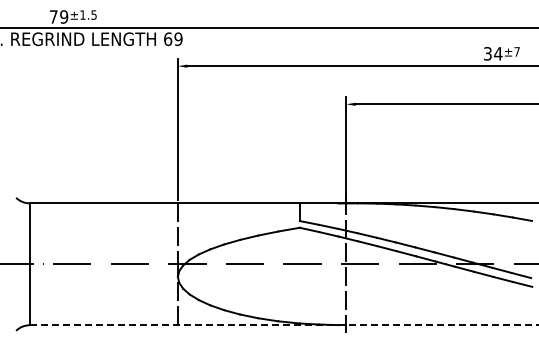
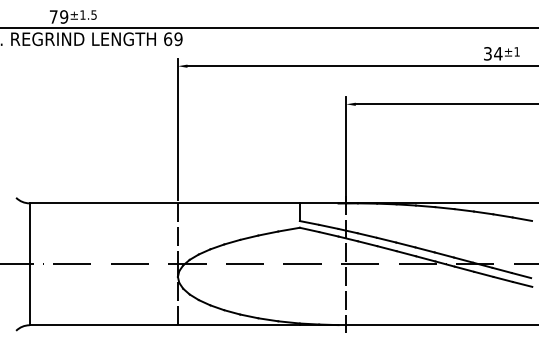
text: ±7 -> ±1 (516, 51)
line: dashed -> solid (284, 325)
